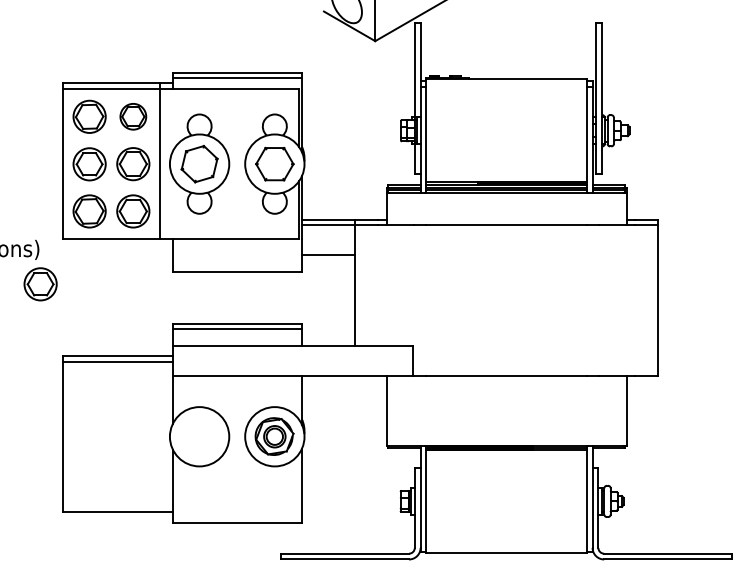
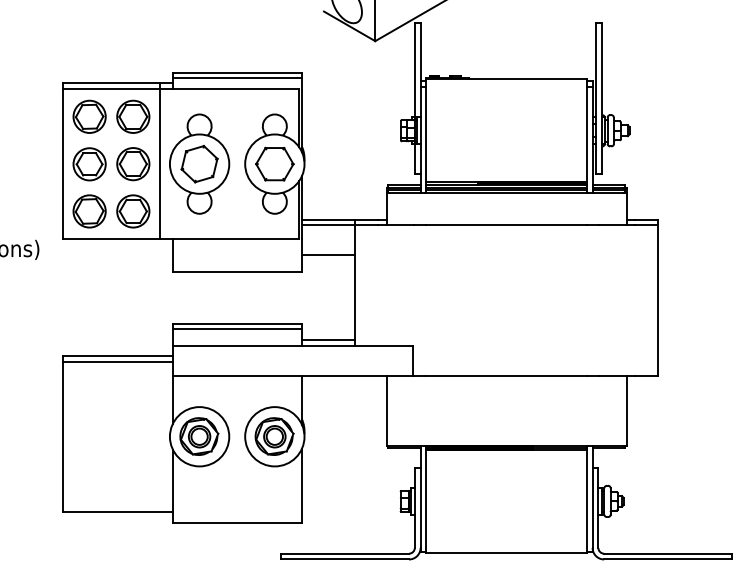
part size: 29x28 px -> 35x35 px (133, 116)
part: present -> none (40, 284)
line: none -> present (328, 340)
part: none -> present (199, 436)
